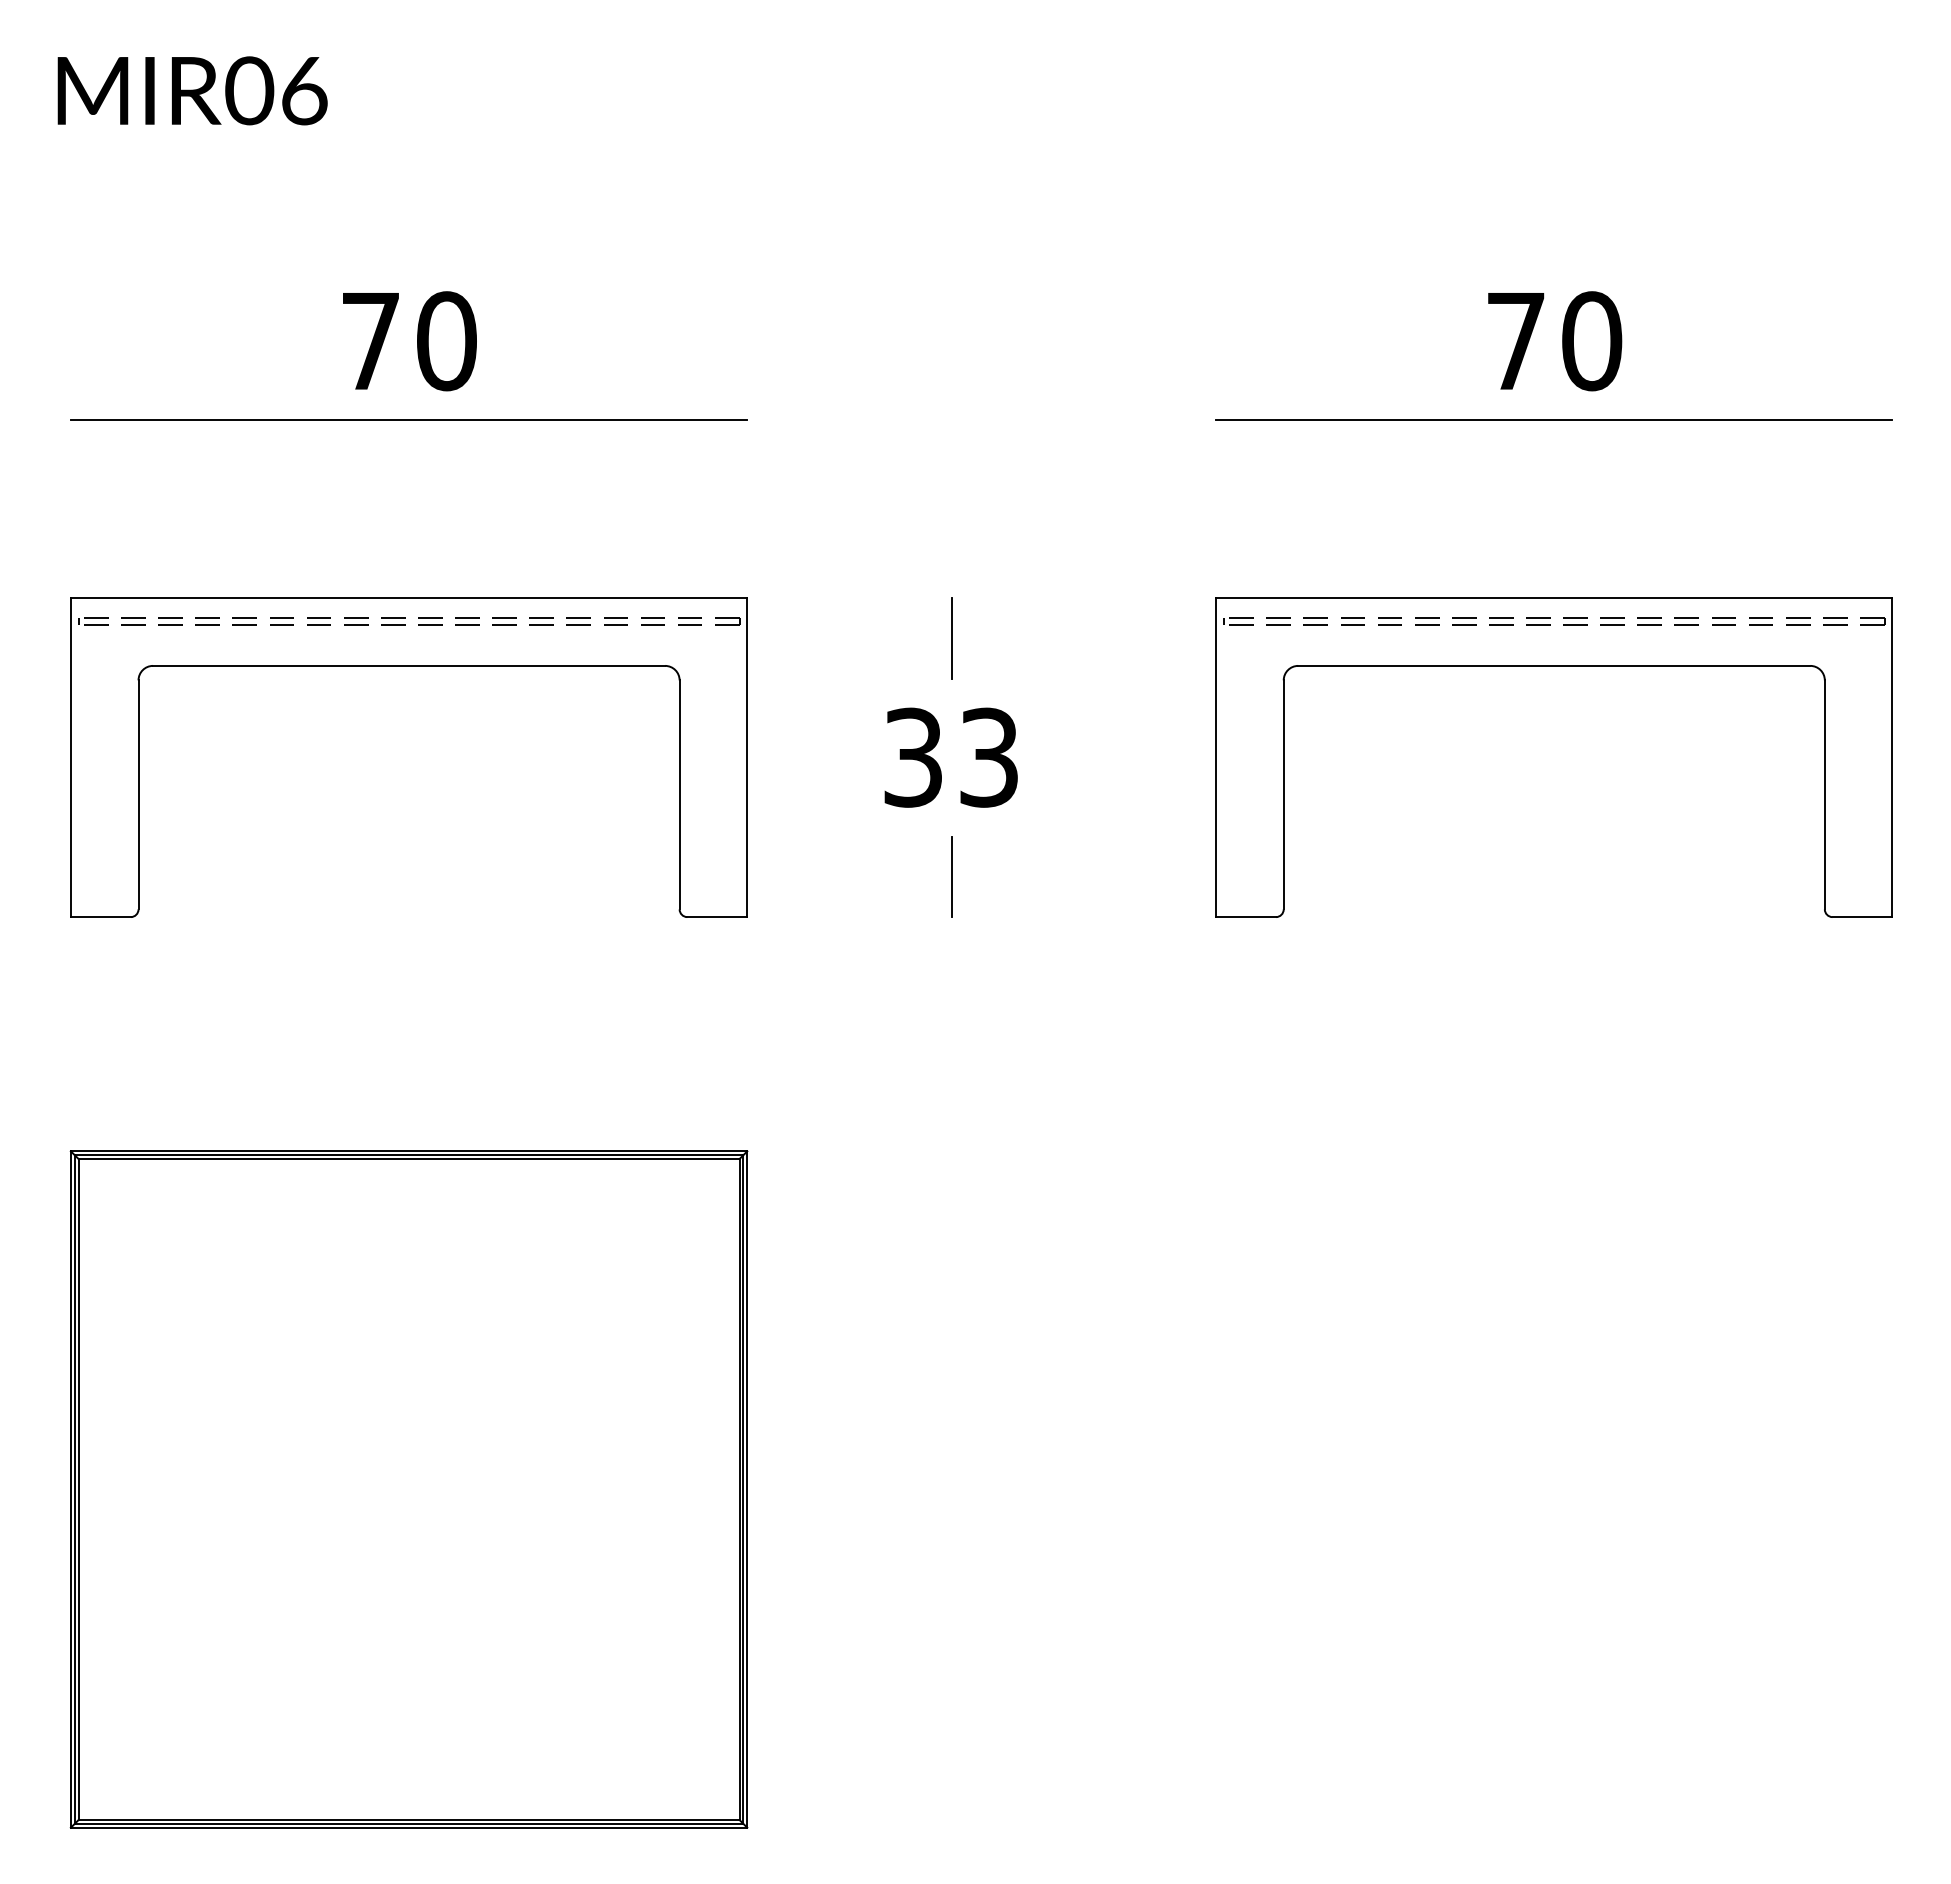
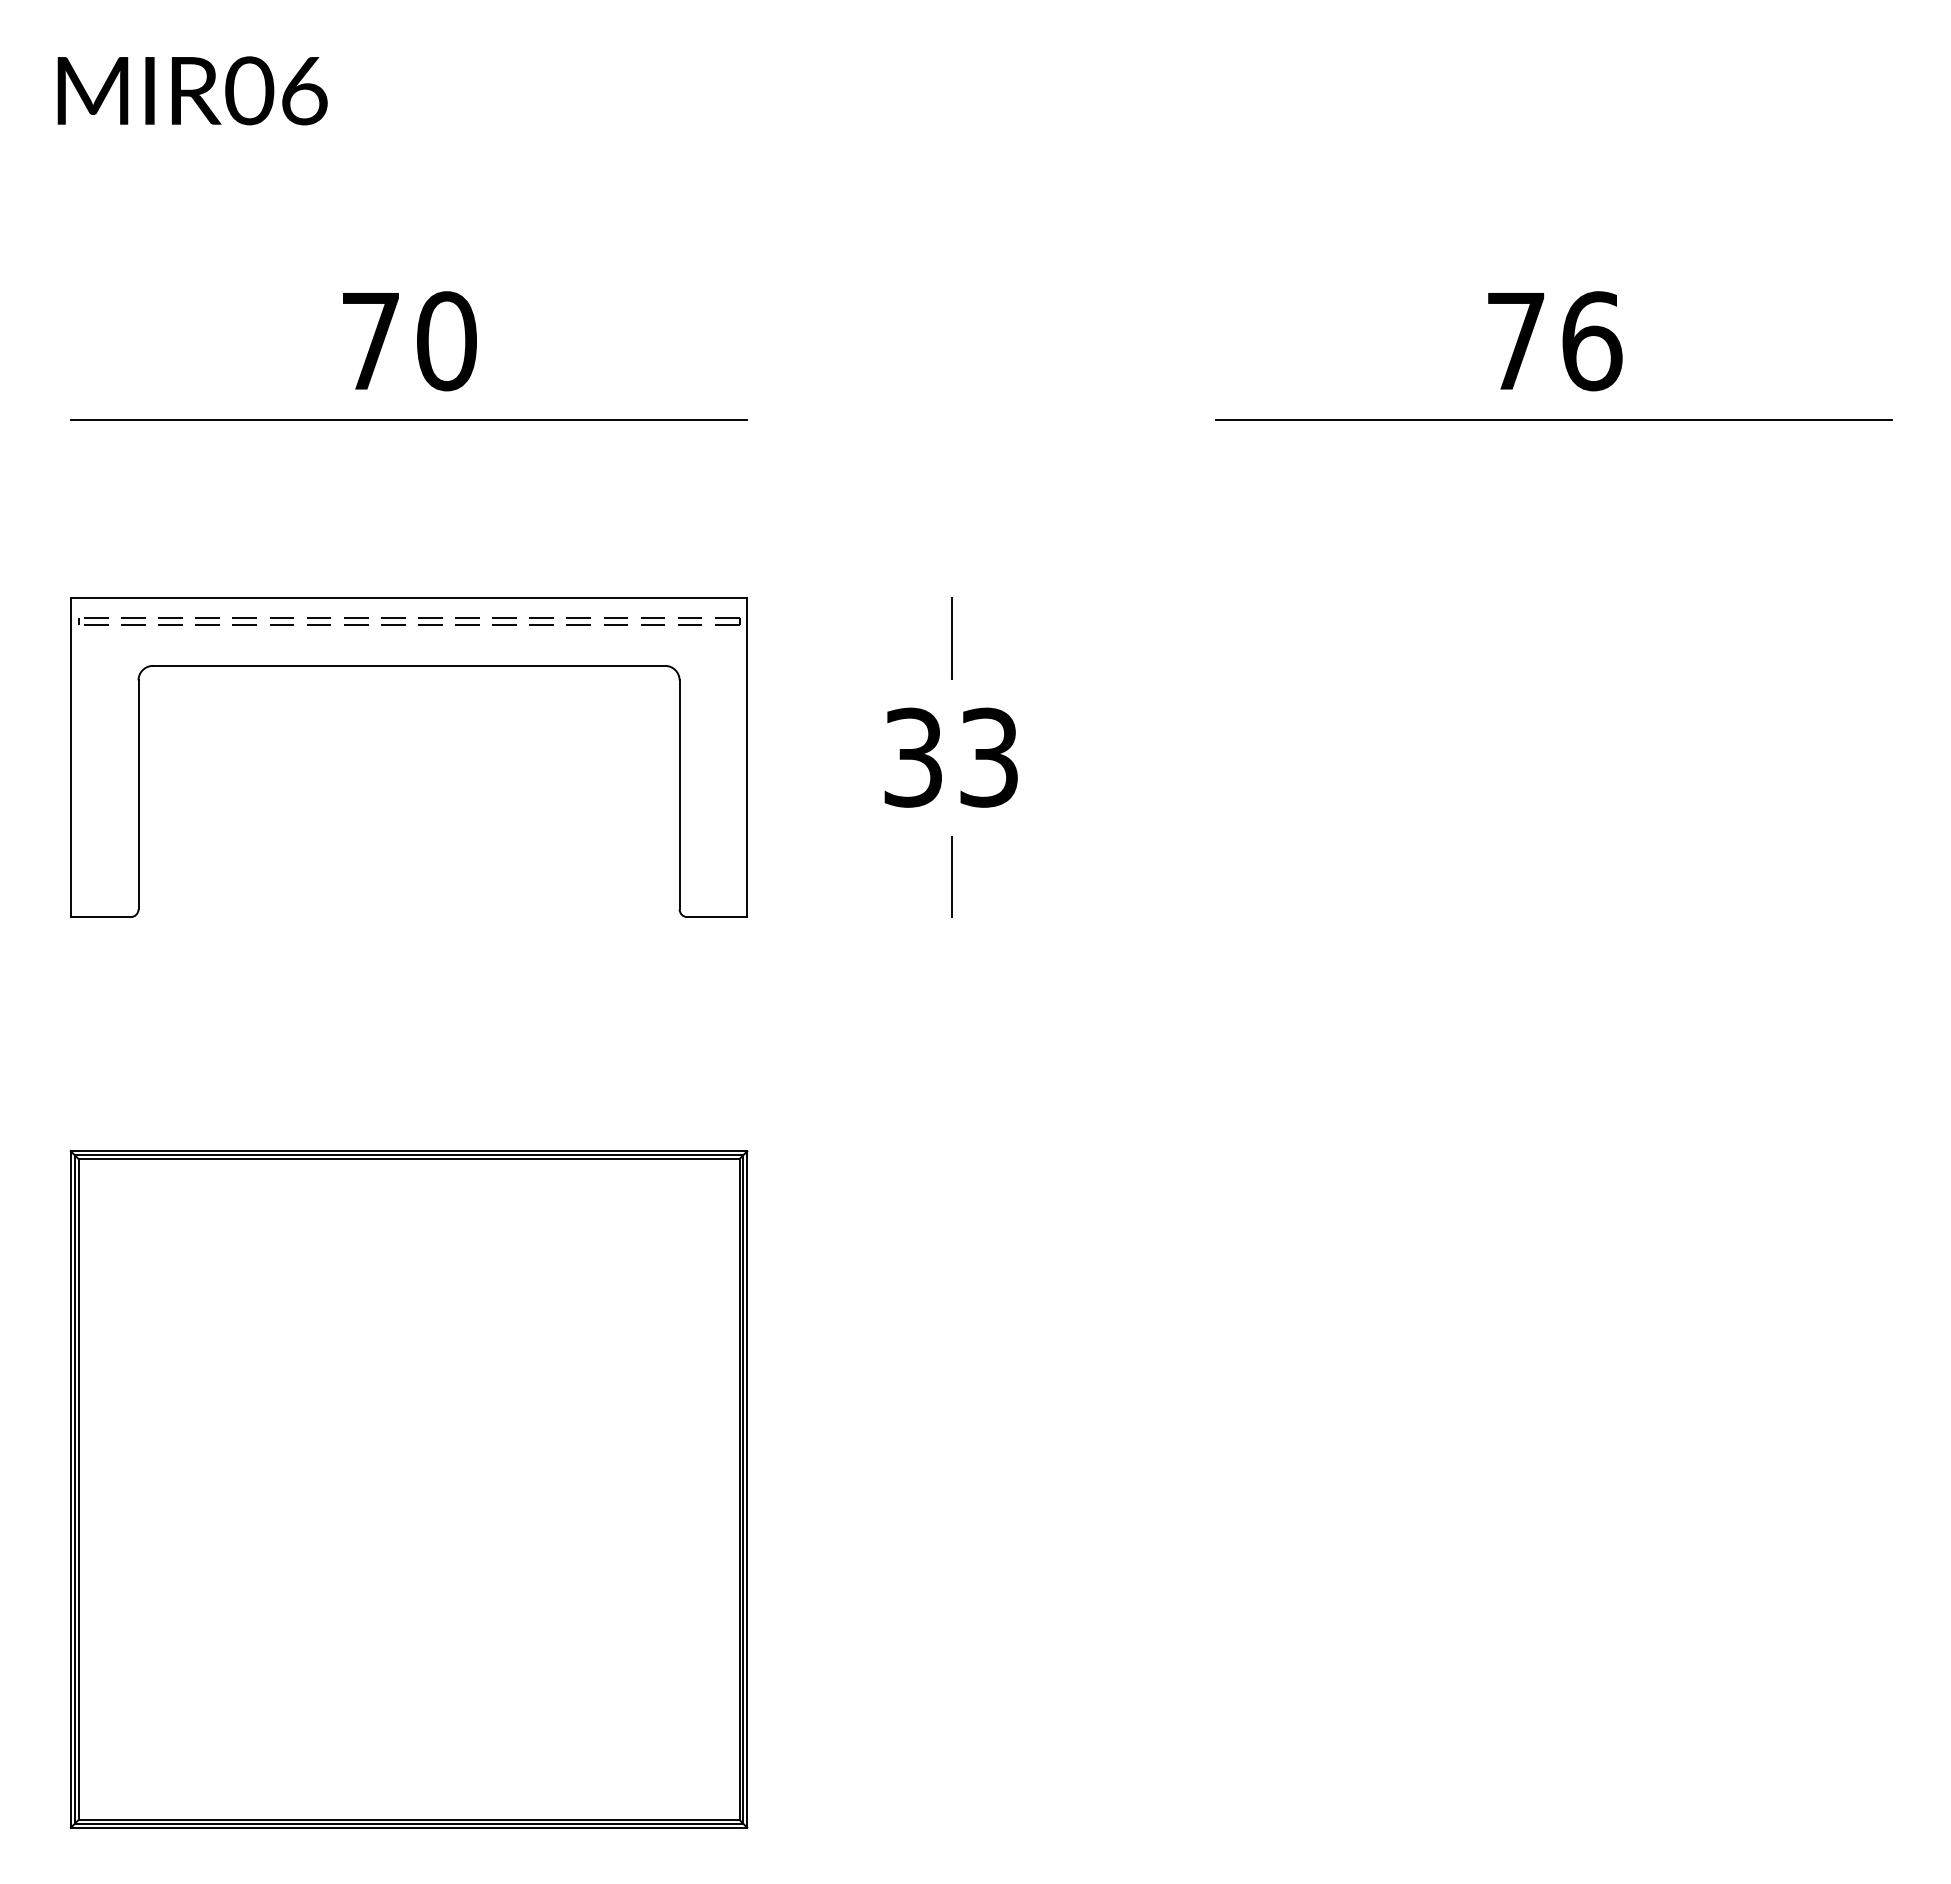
text: 70 -> 76 (1592, 341)
part: present -> none (1553, 666)
